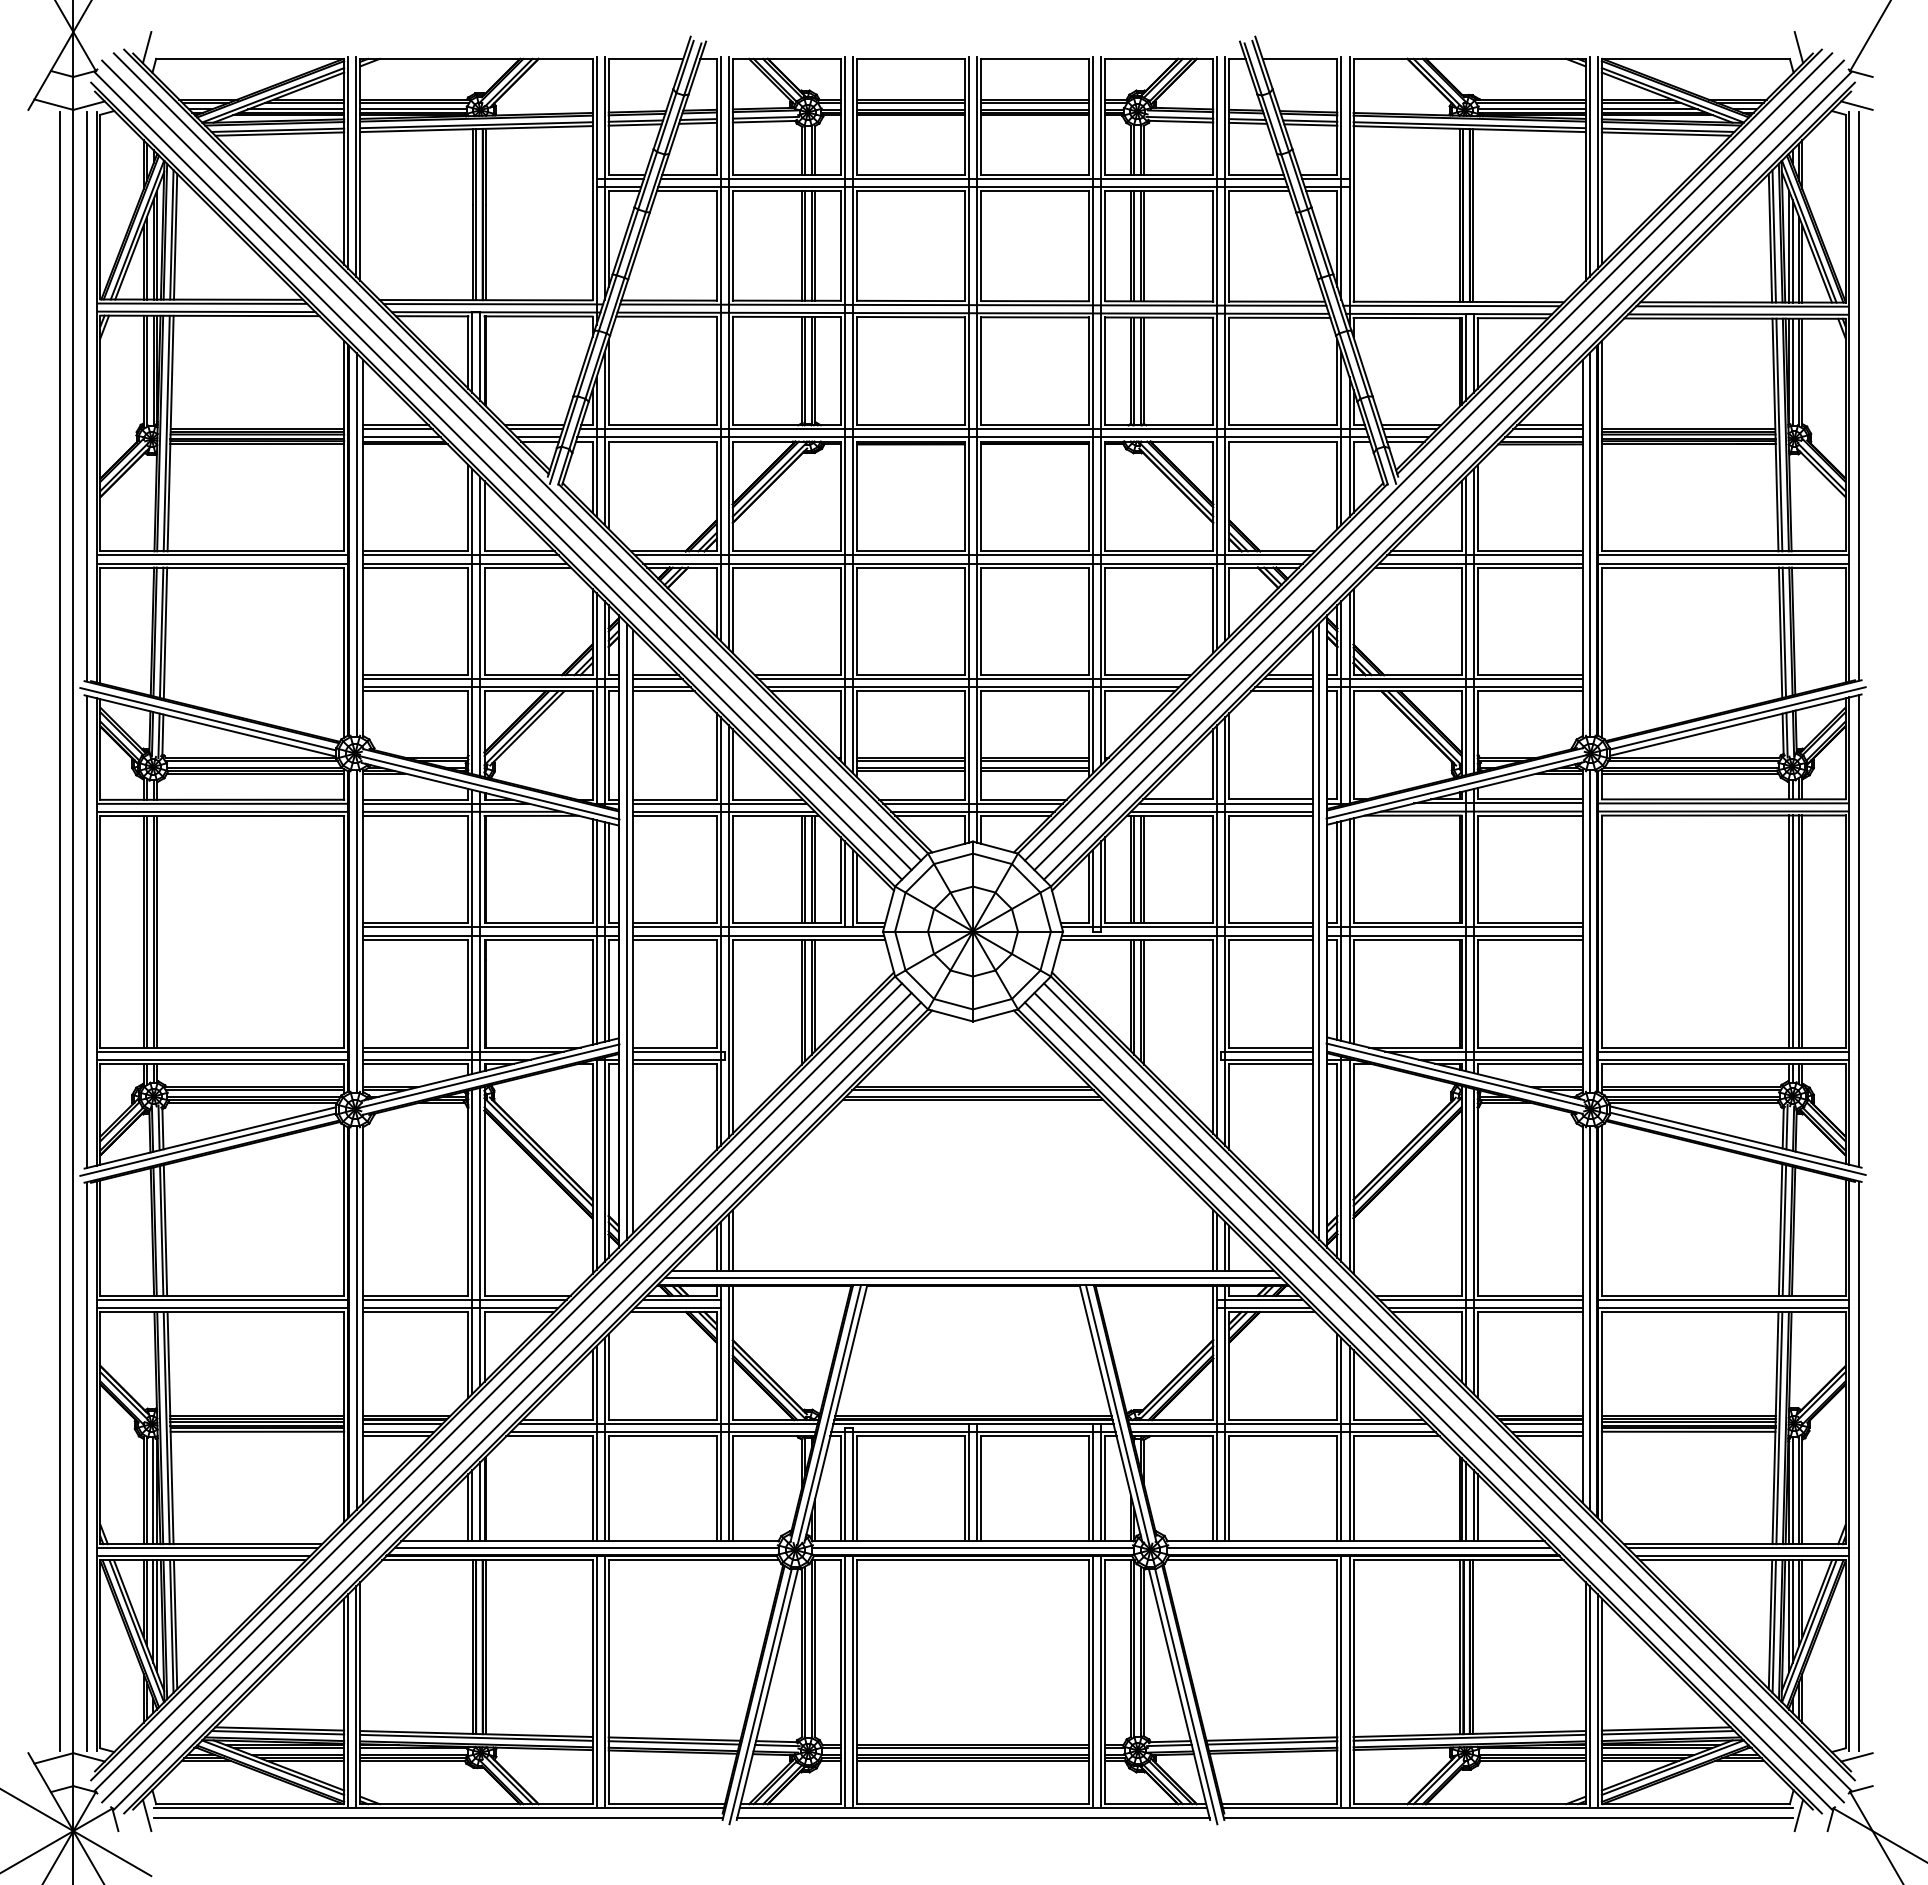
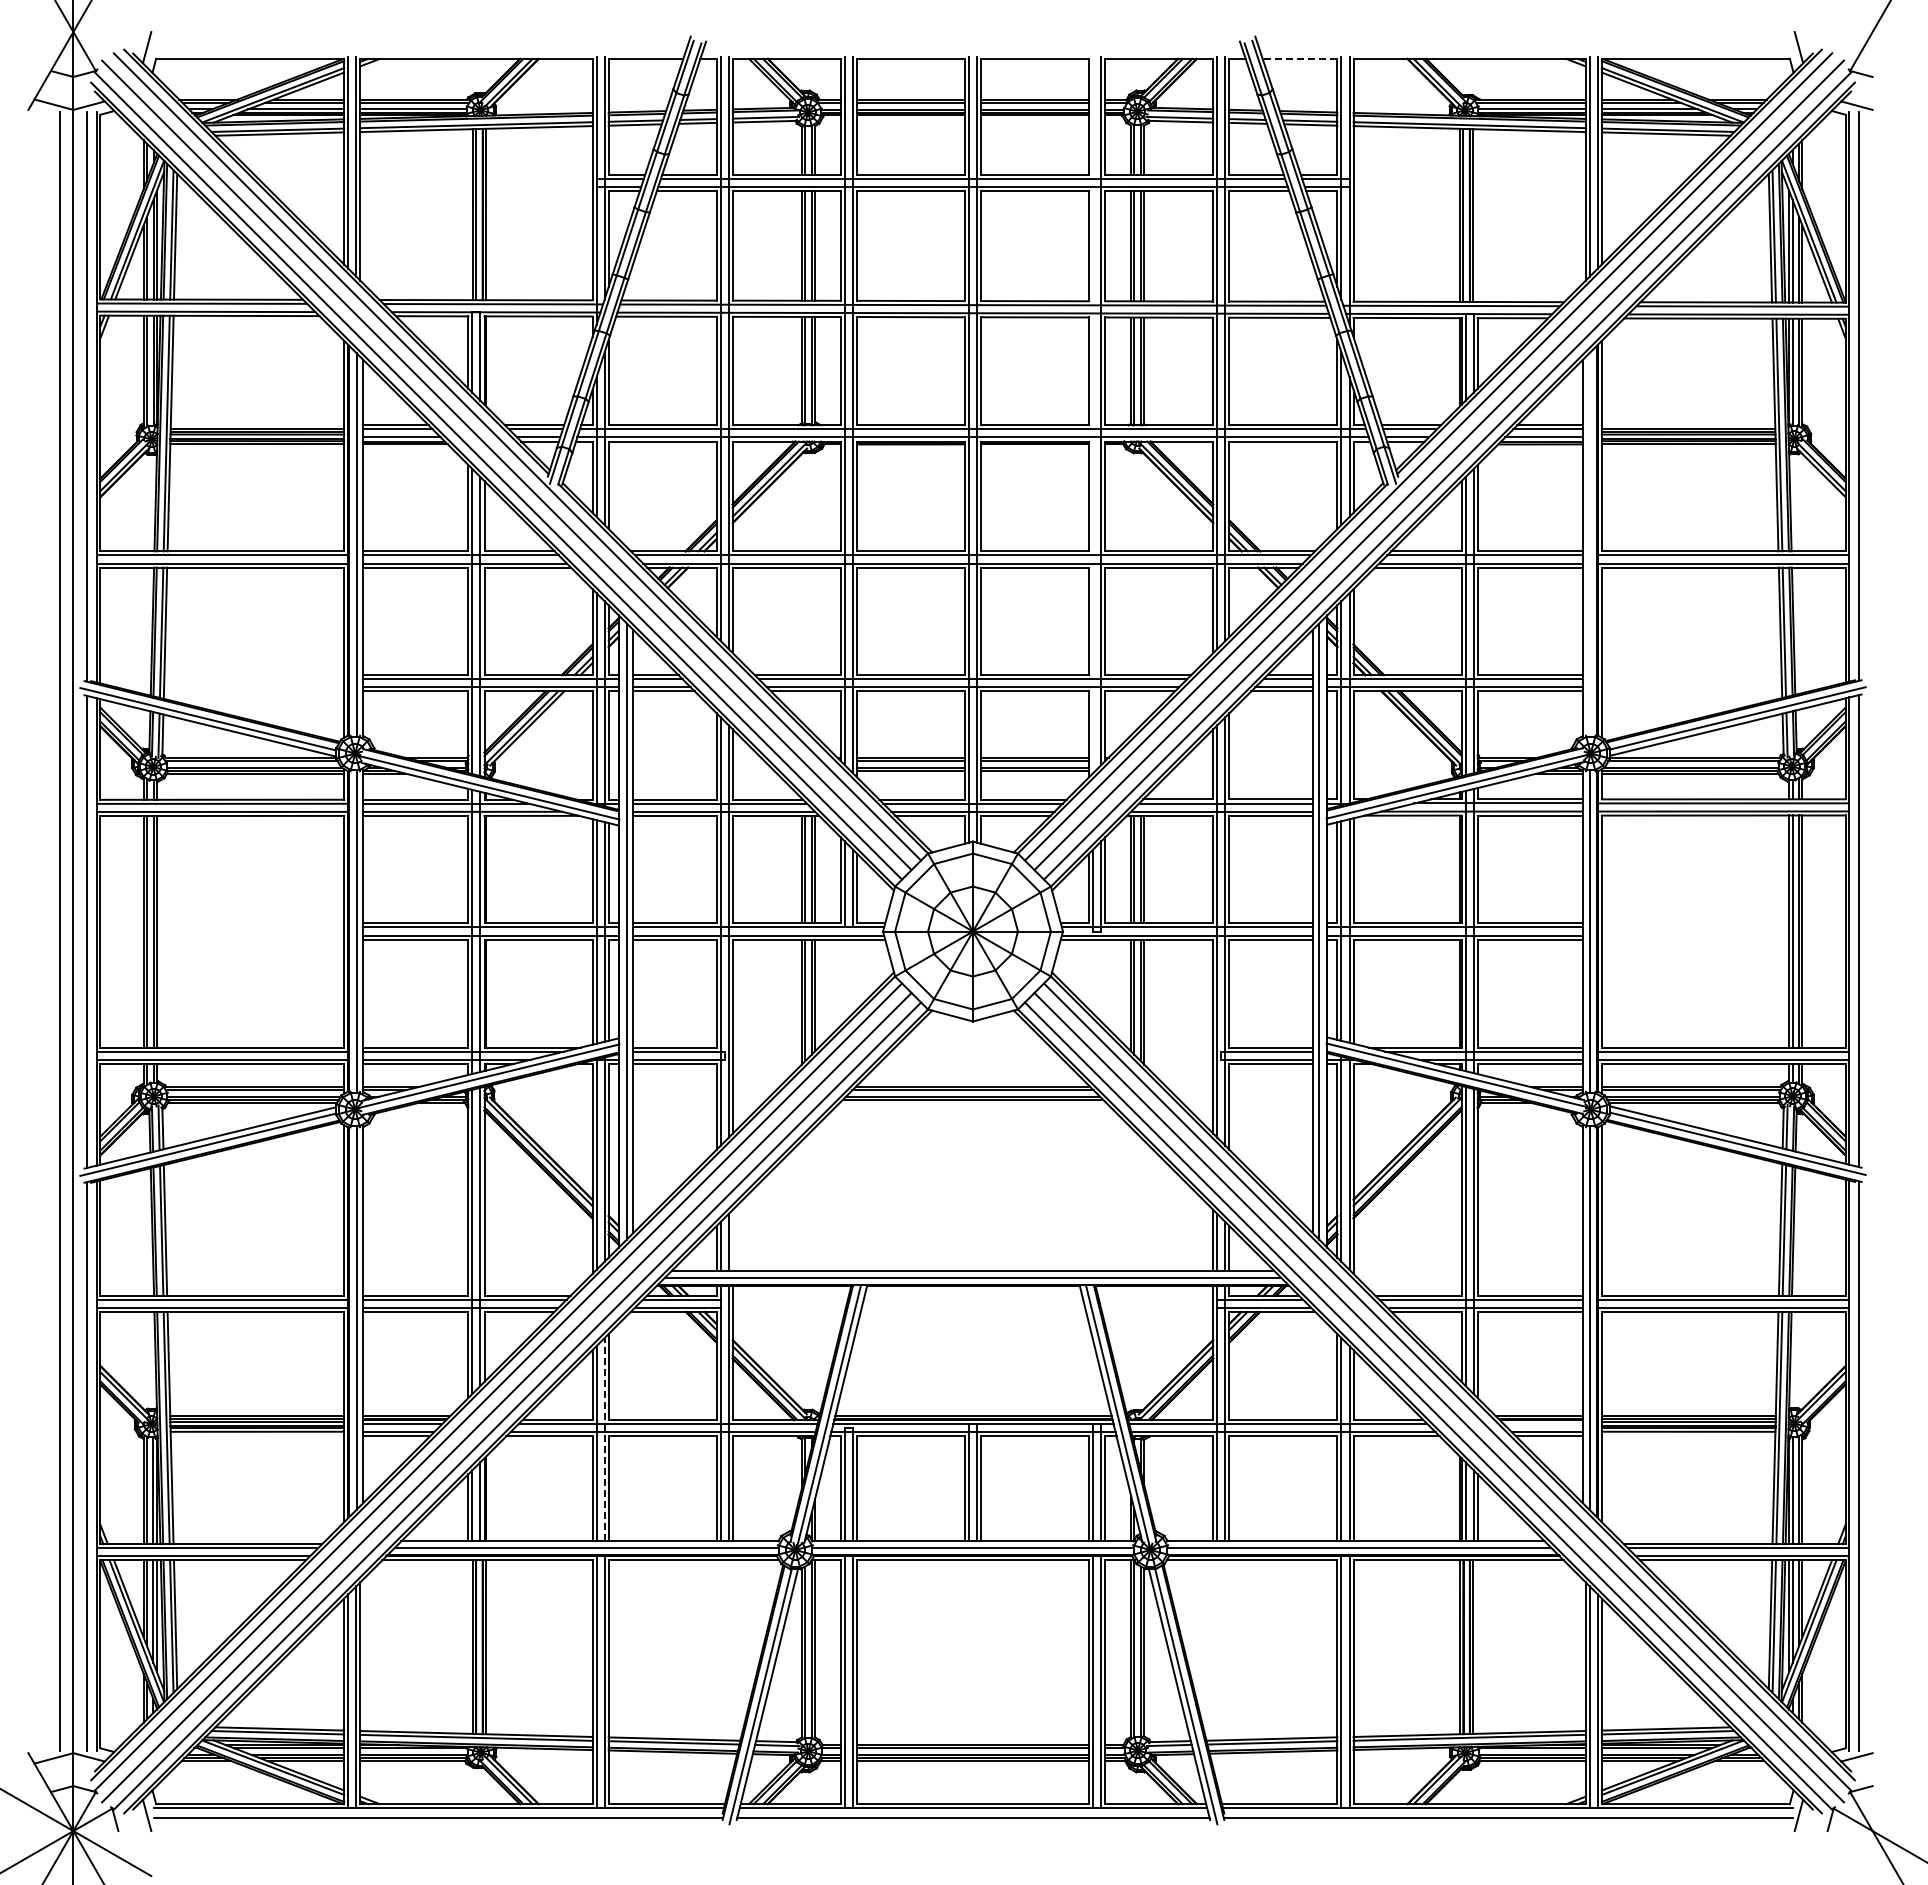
line: solid -> dashed (1299, 58)
line: present -> none (1093, 415)
line: present -> none (1589, 544)
line: present -> none (732, 1240)
line: present -> none (1542, 1424)
line: solid -> dashed (604, 1439)
